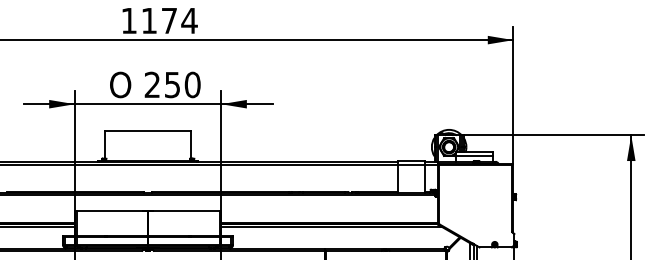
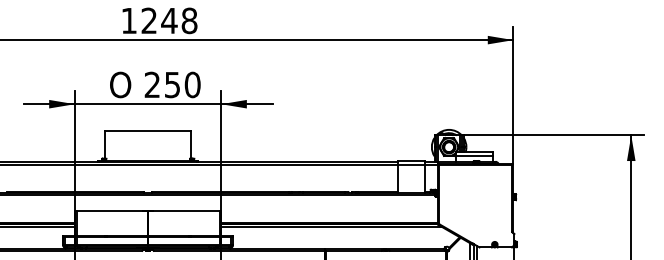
text: 1174 -> 1248 (169, 20)
